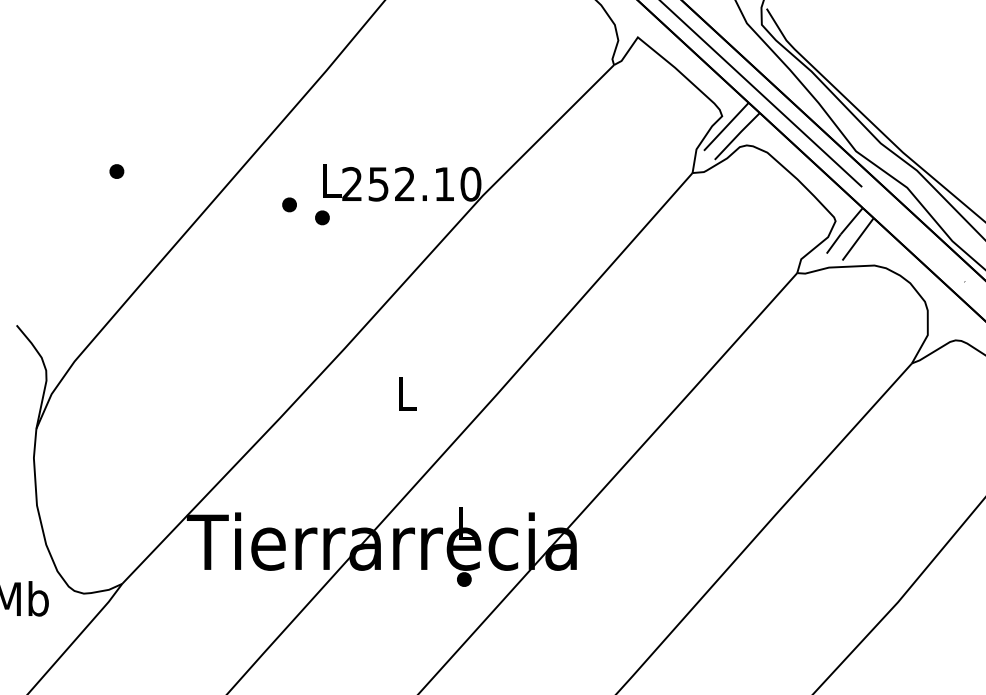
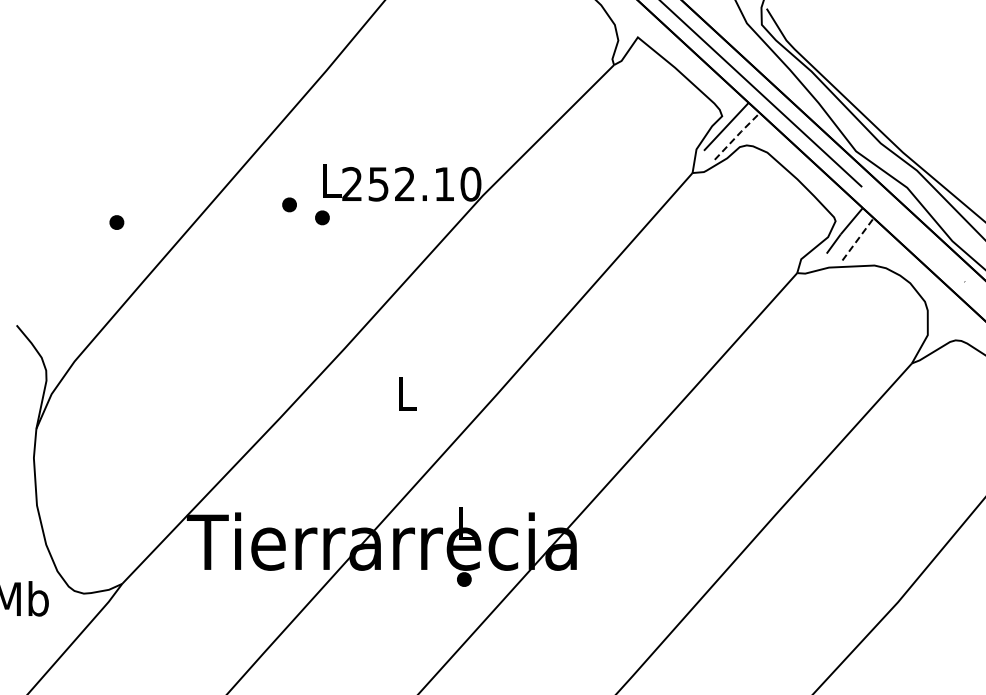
line: solid -> dashed (737, 135)
part position: (116, 171) -> (116, 222) (116, 222)
line: solid -> dashed (858, 238)
